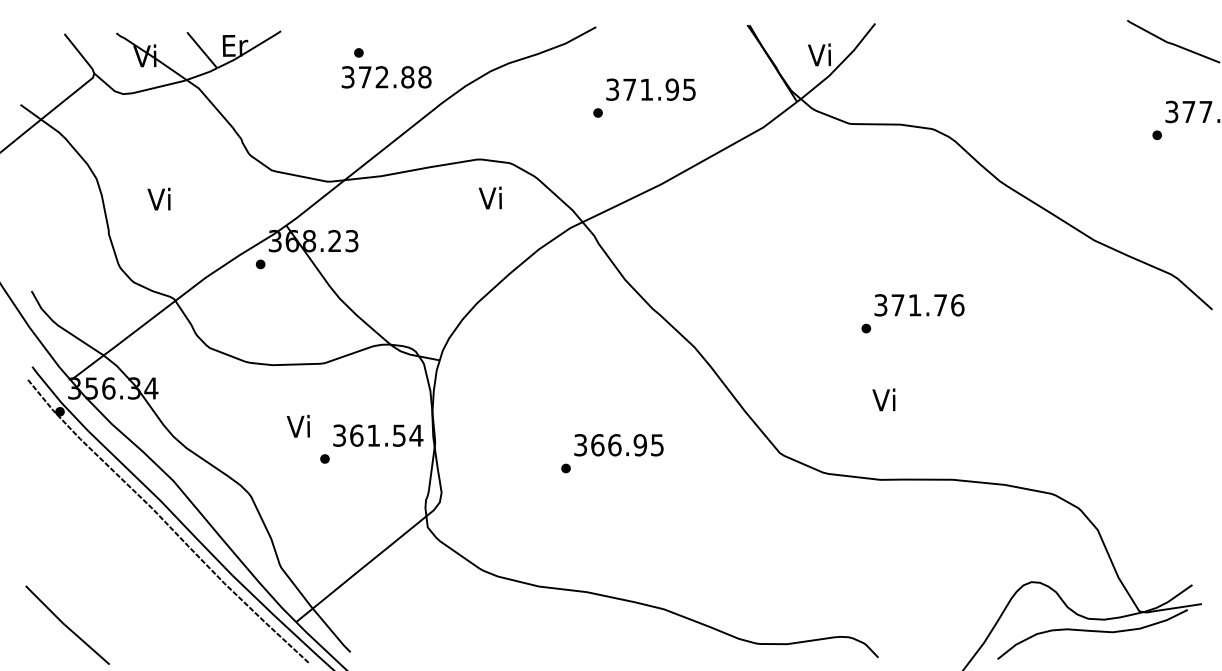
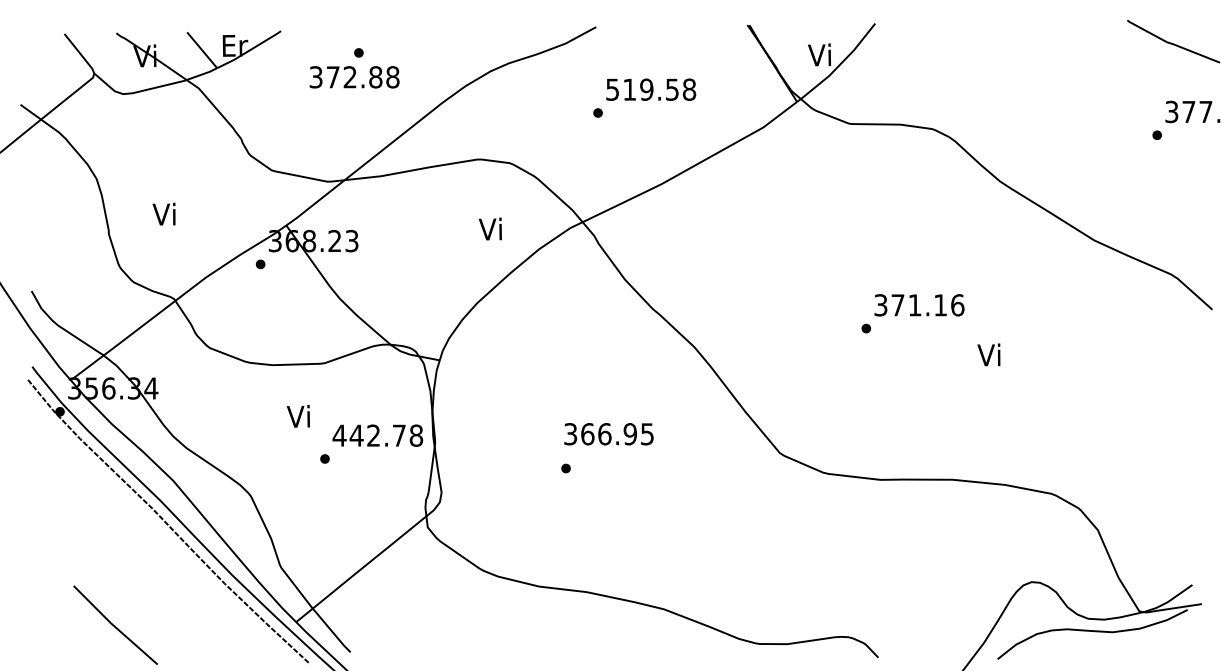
text position: (386, 77) -> (354, 77) (354, 77)
text: 371.95 -> 519.58 (651, 89)
text position: (489, 197) -> (489, 228) (489, 228)
text position: (158, 198) -> (163, 213) (163, 213)
text: 371.76 -> 371.16 (940, 305)
text position: (883, 399) -> (988, 354) (988, 354)
text position: (297, 426) -> (297, 416) (297, 416)
text: 361.54 -> 442.78 (377, 435)
text position: (618, 445) -> (608, 434) (608, 434)
line position: (67, 625) -> (115, 625) (115, 625)
